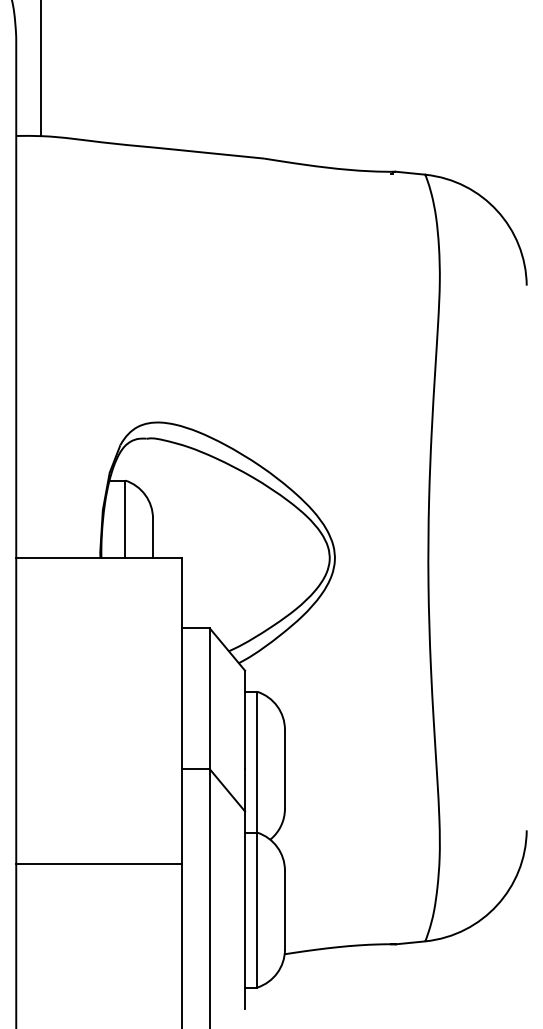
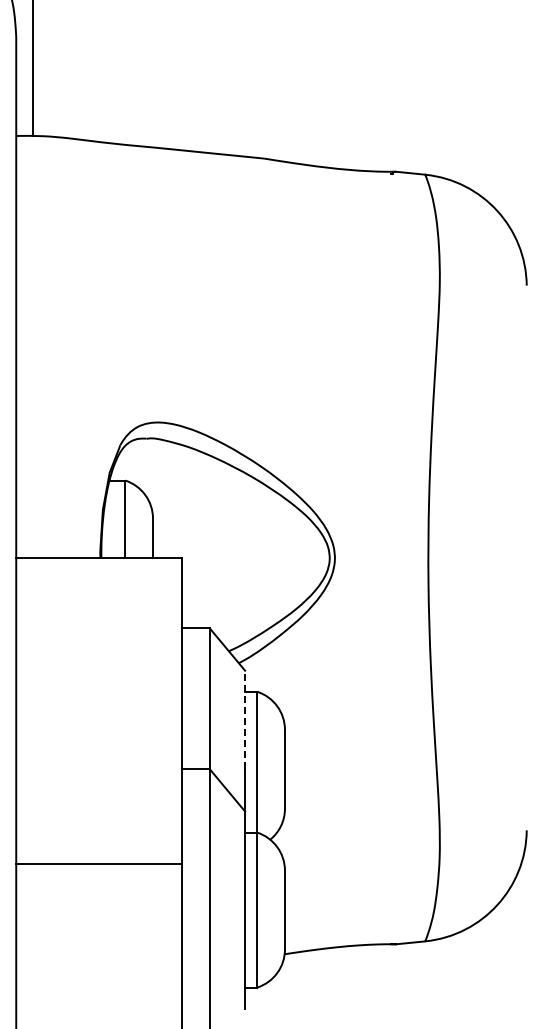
line position: (40, 69) -> (32, 69) (32, 69)
line: solid -> dashed (245, 719)
